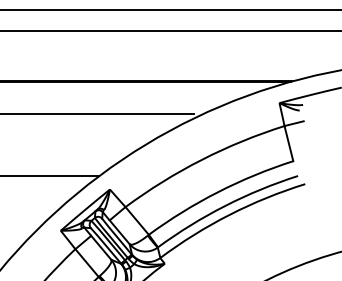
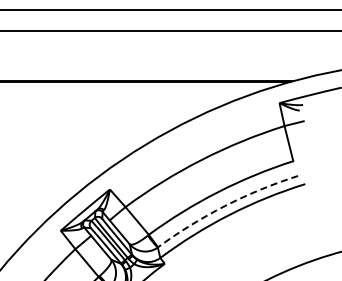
line: present -> none (98, 113)
line: present -> none (50, 176)
arc: solid -> dashed (225, 206)
